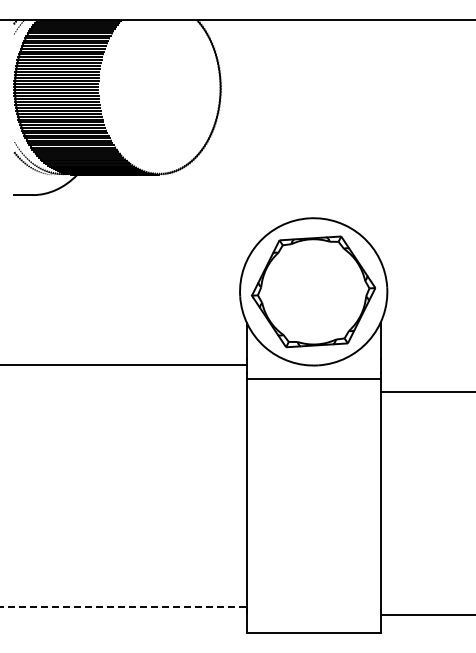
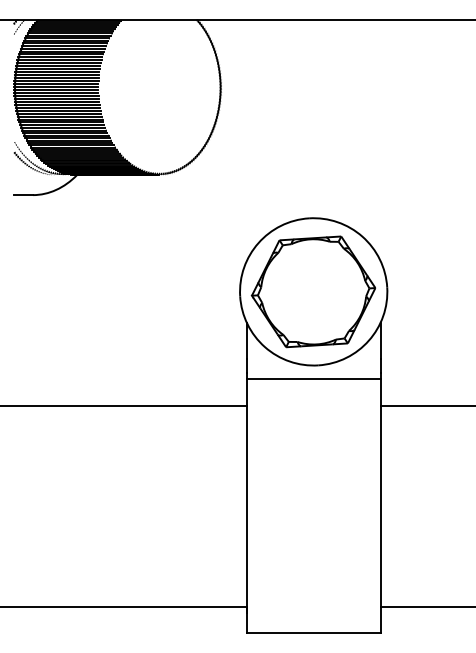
line position: (124, 364) -> (124, 405) (124, 405)
line position: (426, 391) -> (426, 405) (426, 405)
line: dashed -> solid (124, 606)
line position: (426, 614) -> (426, 606) (426, 606)
